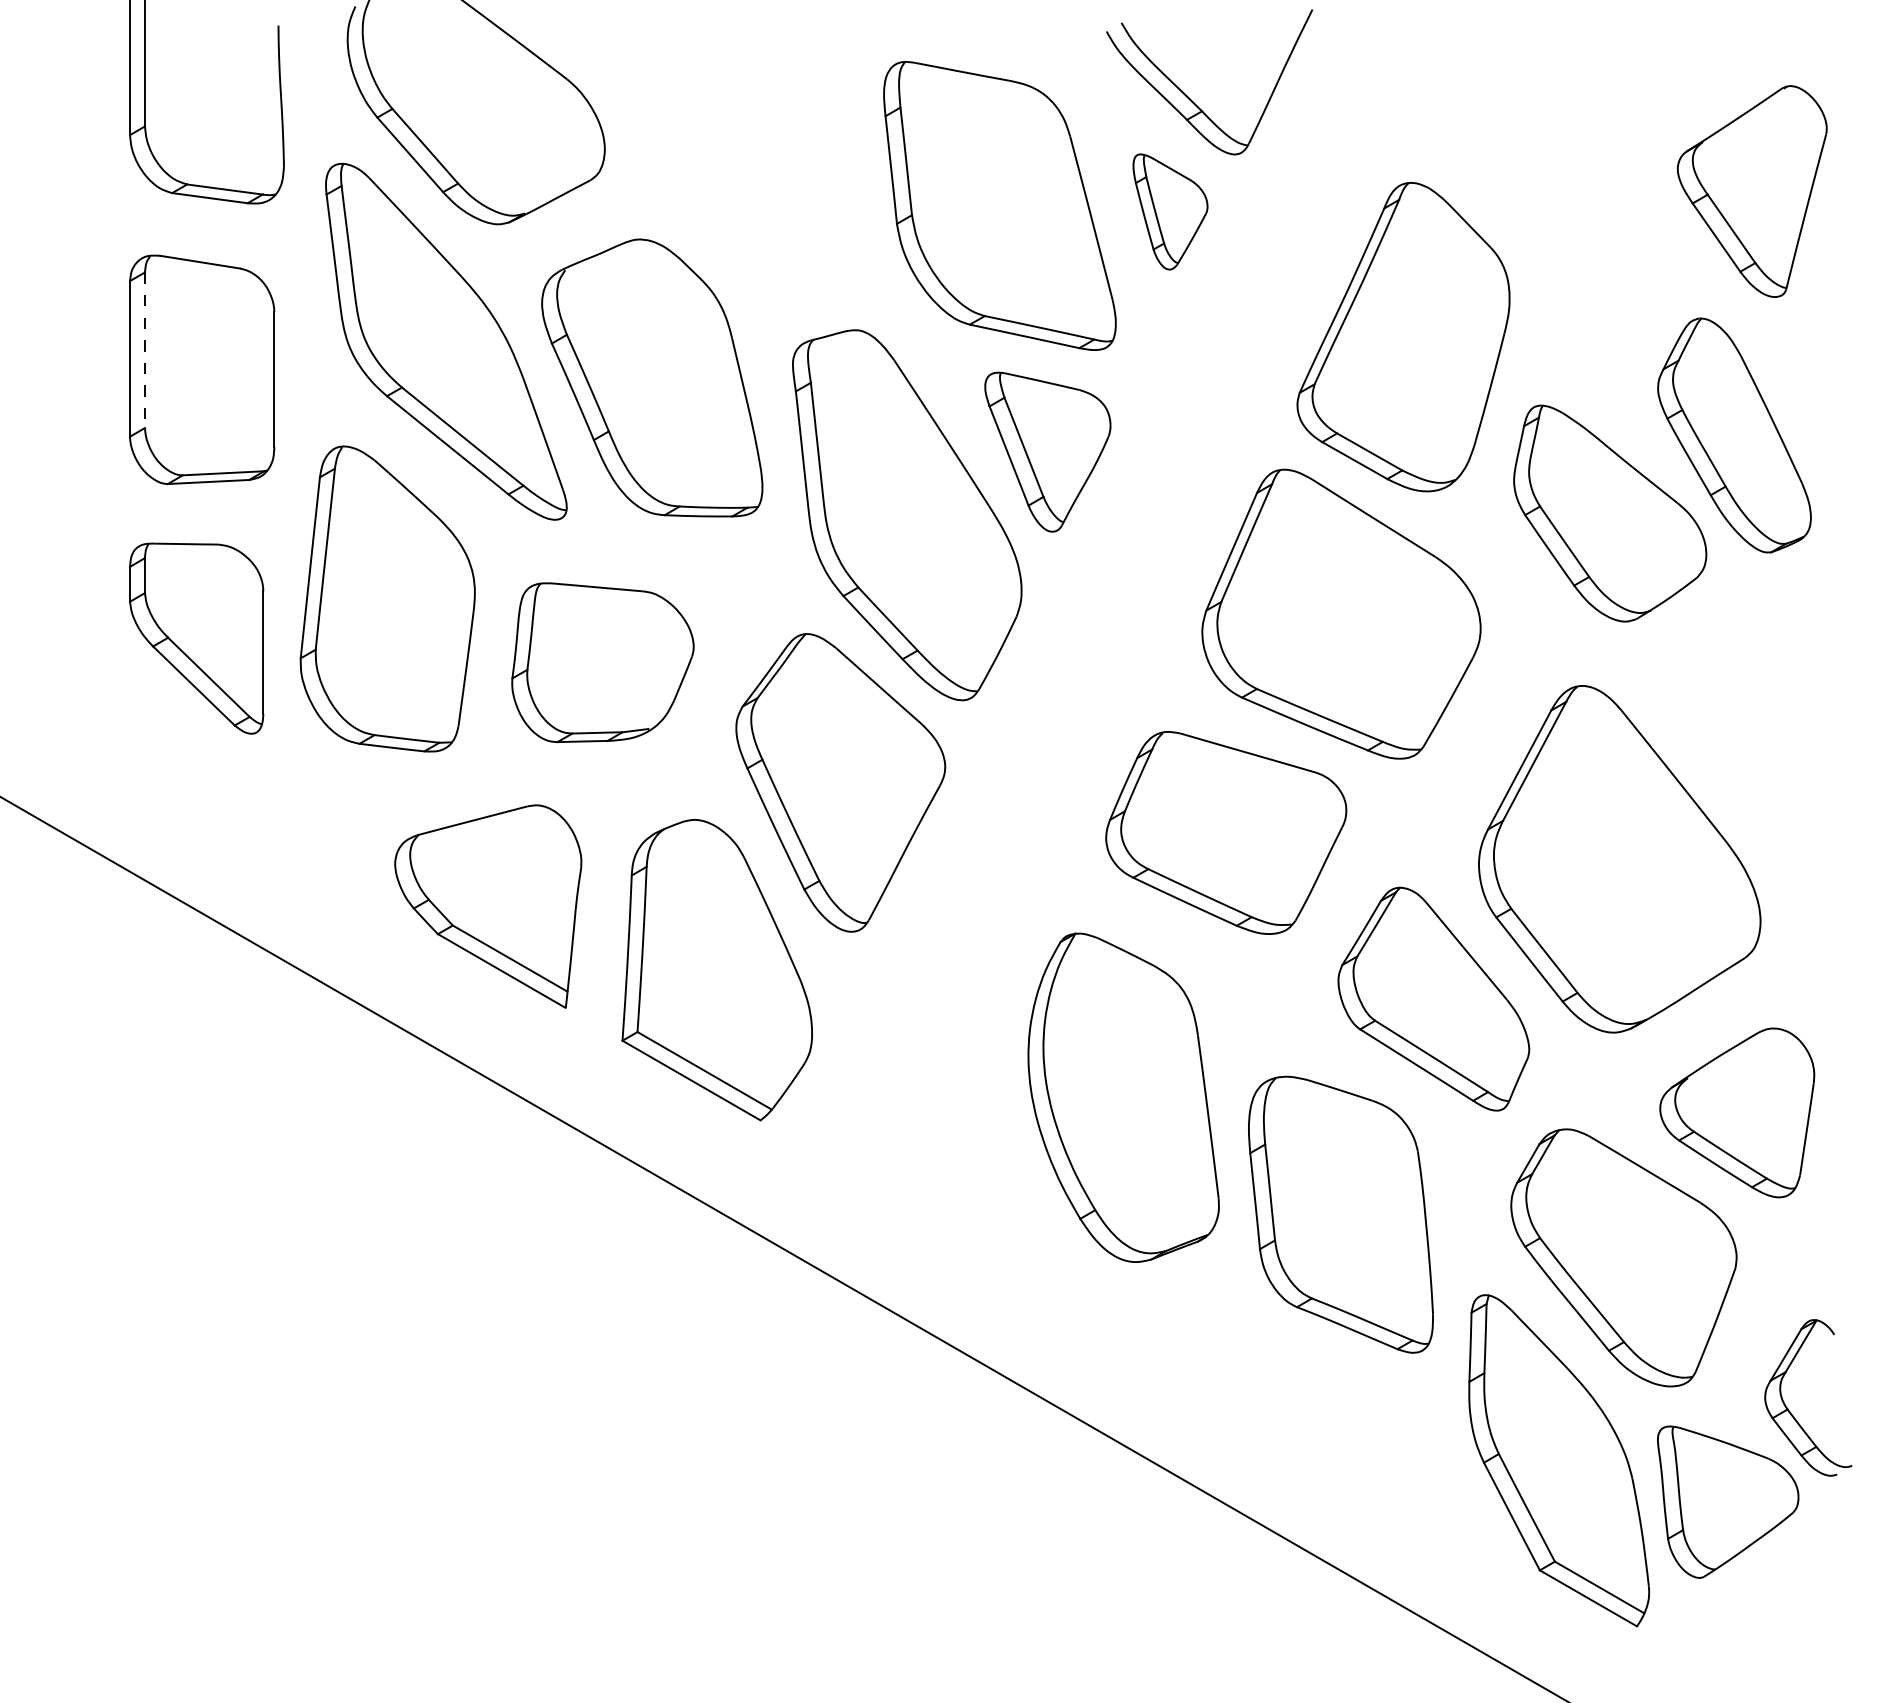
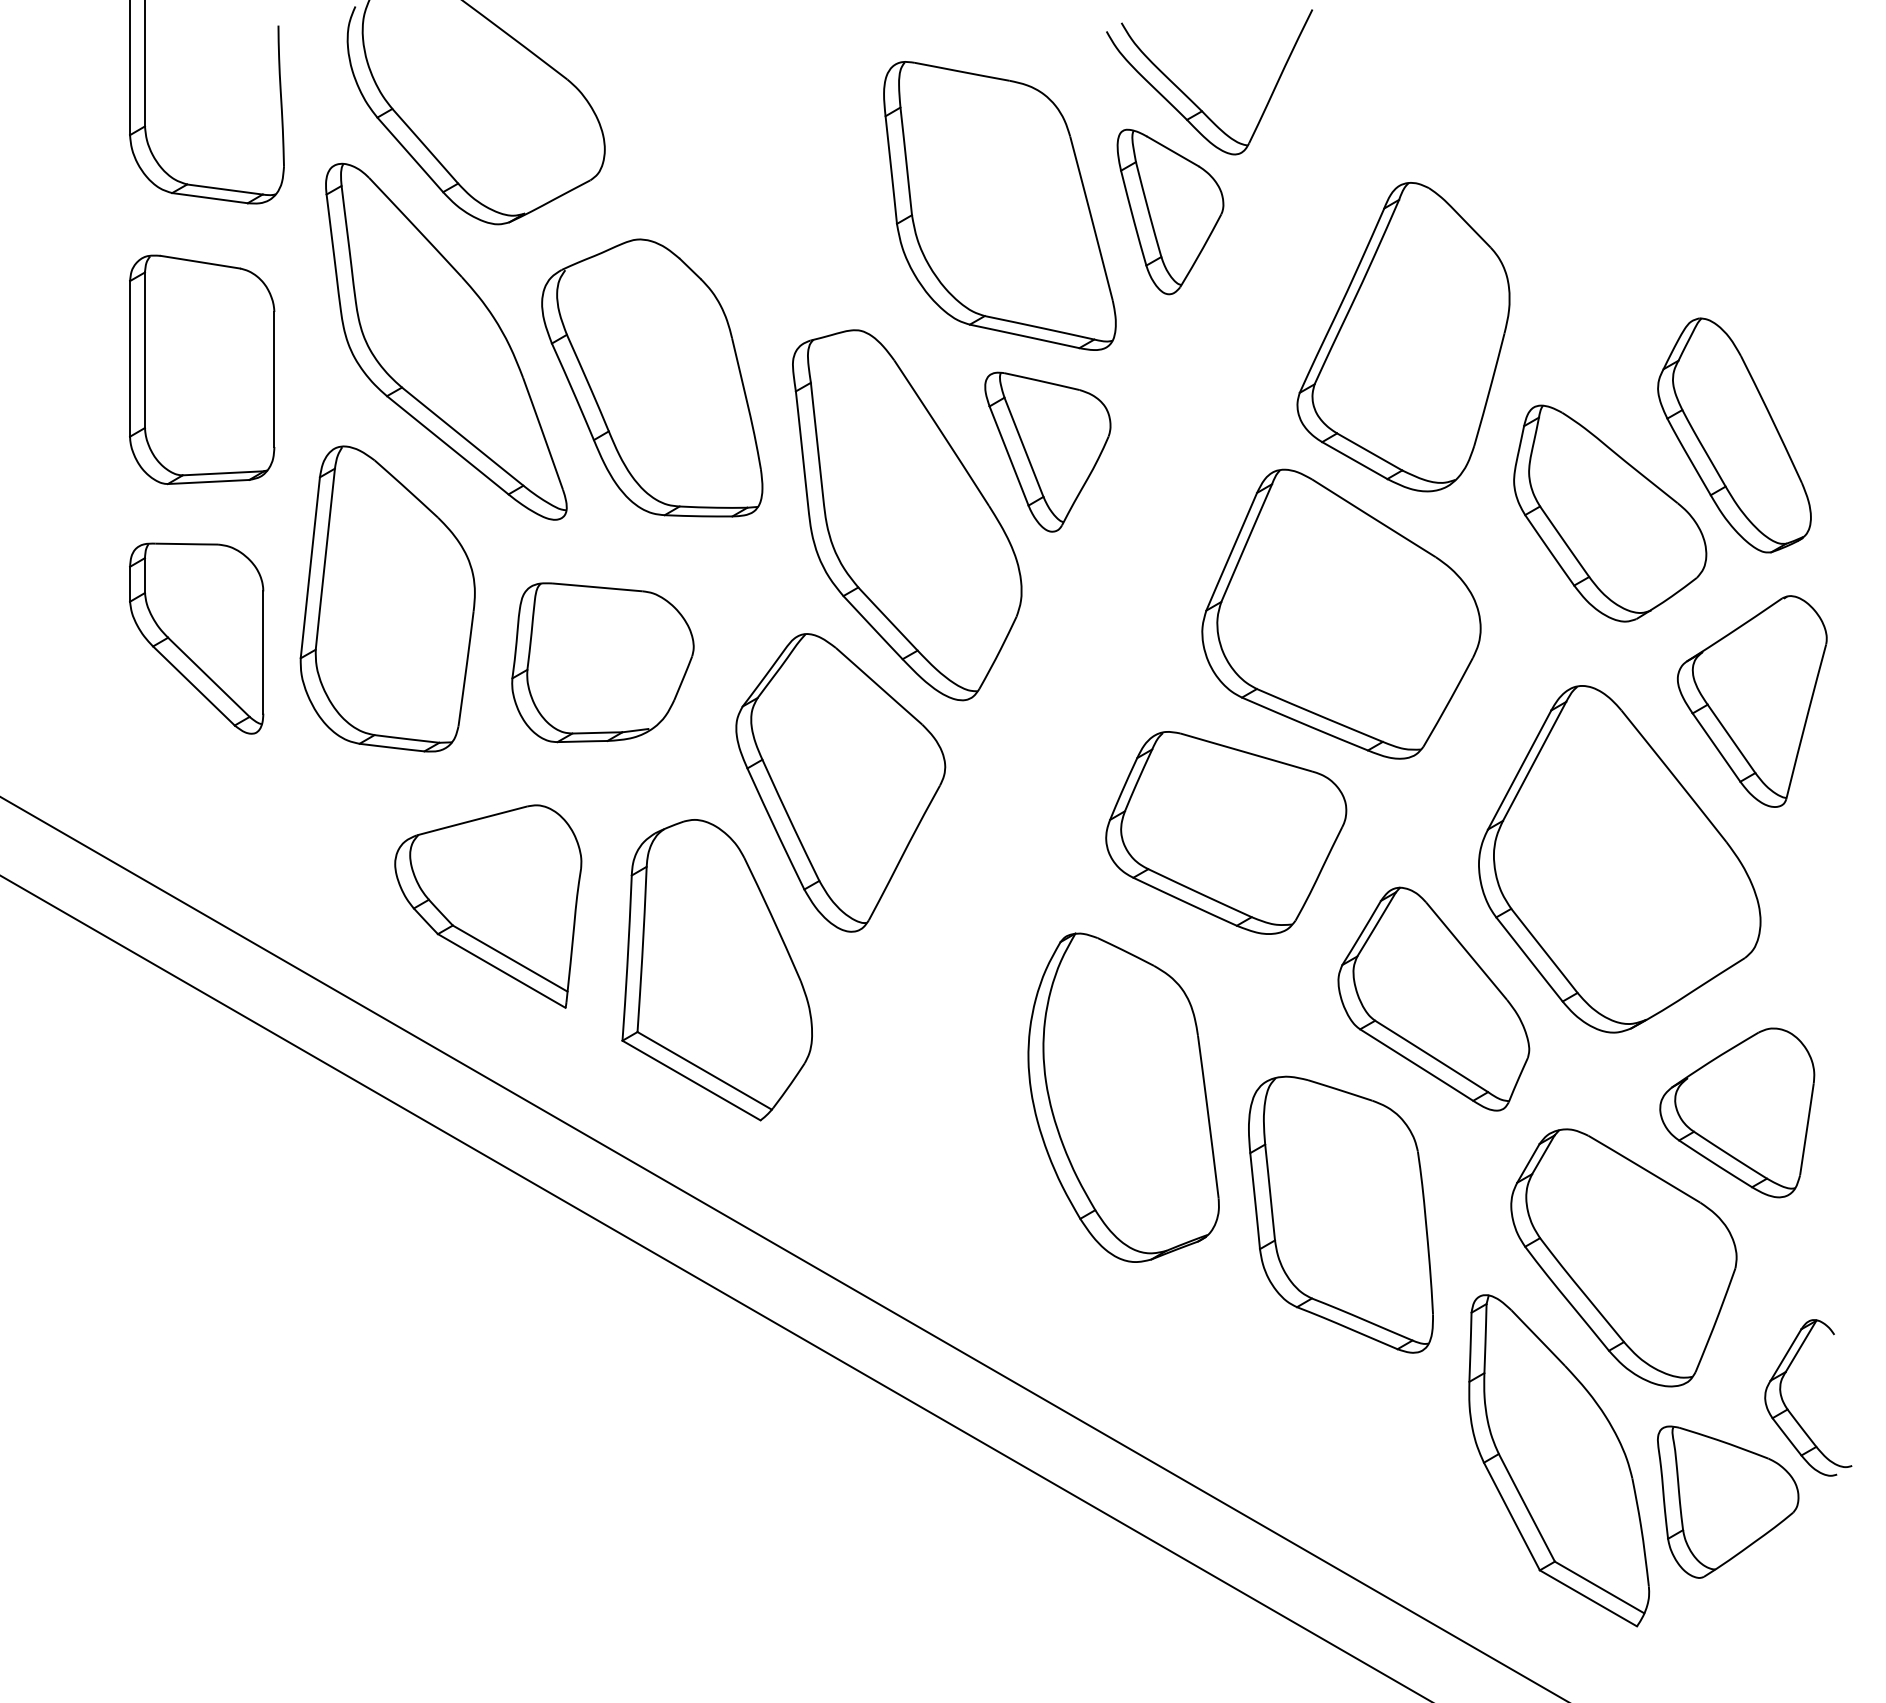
part position: (1751, 191) -> (1751, 701) (1751, 701)
part size: 77x118 px -> 109x168 px (1170, 211)
line: dashed -> solid (144, 350)
line: none -> present (714, 1287)
